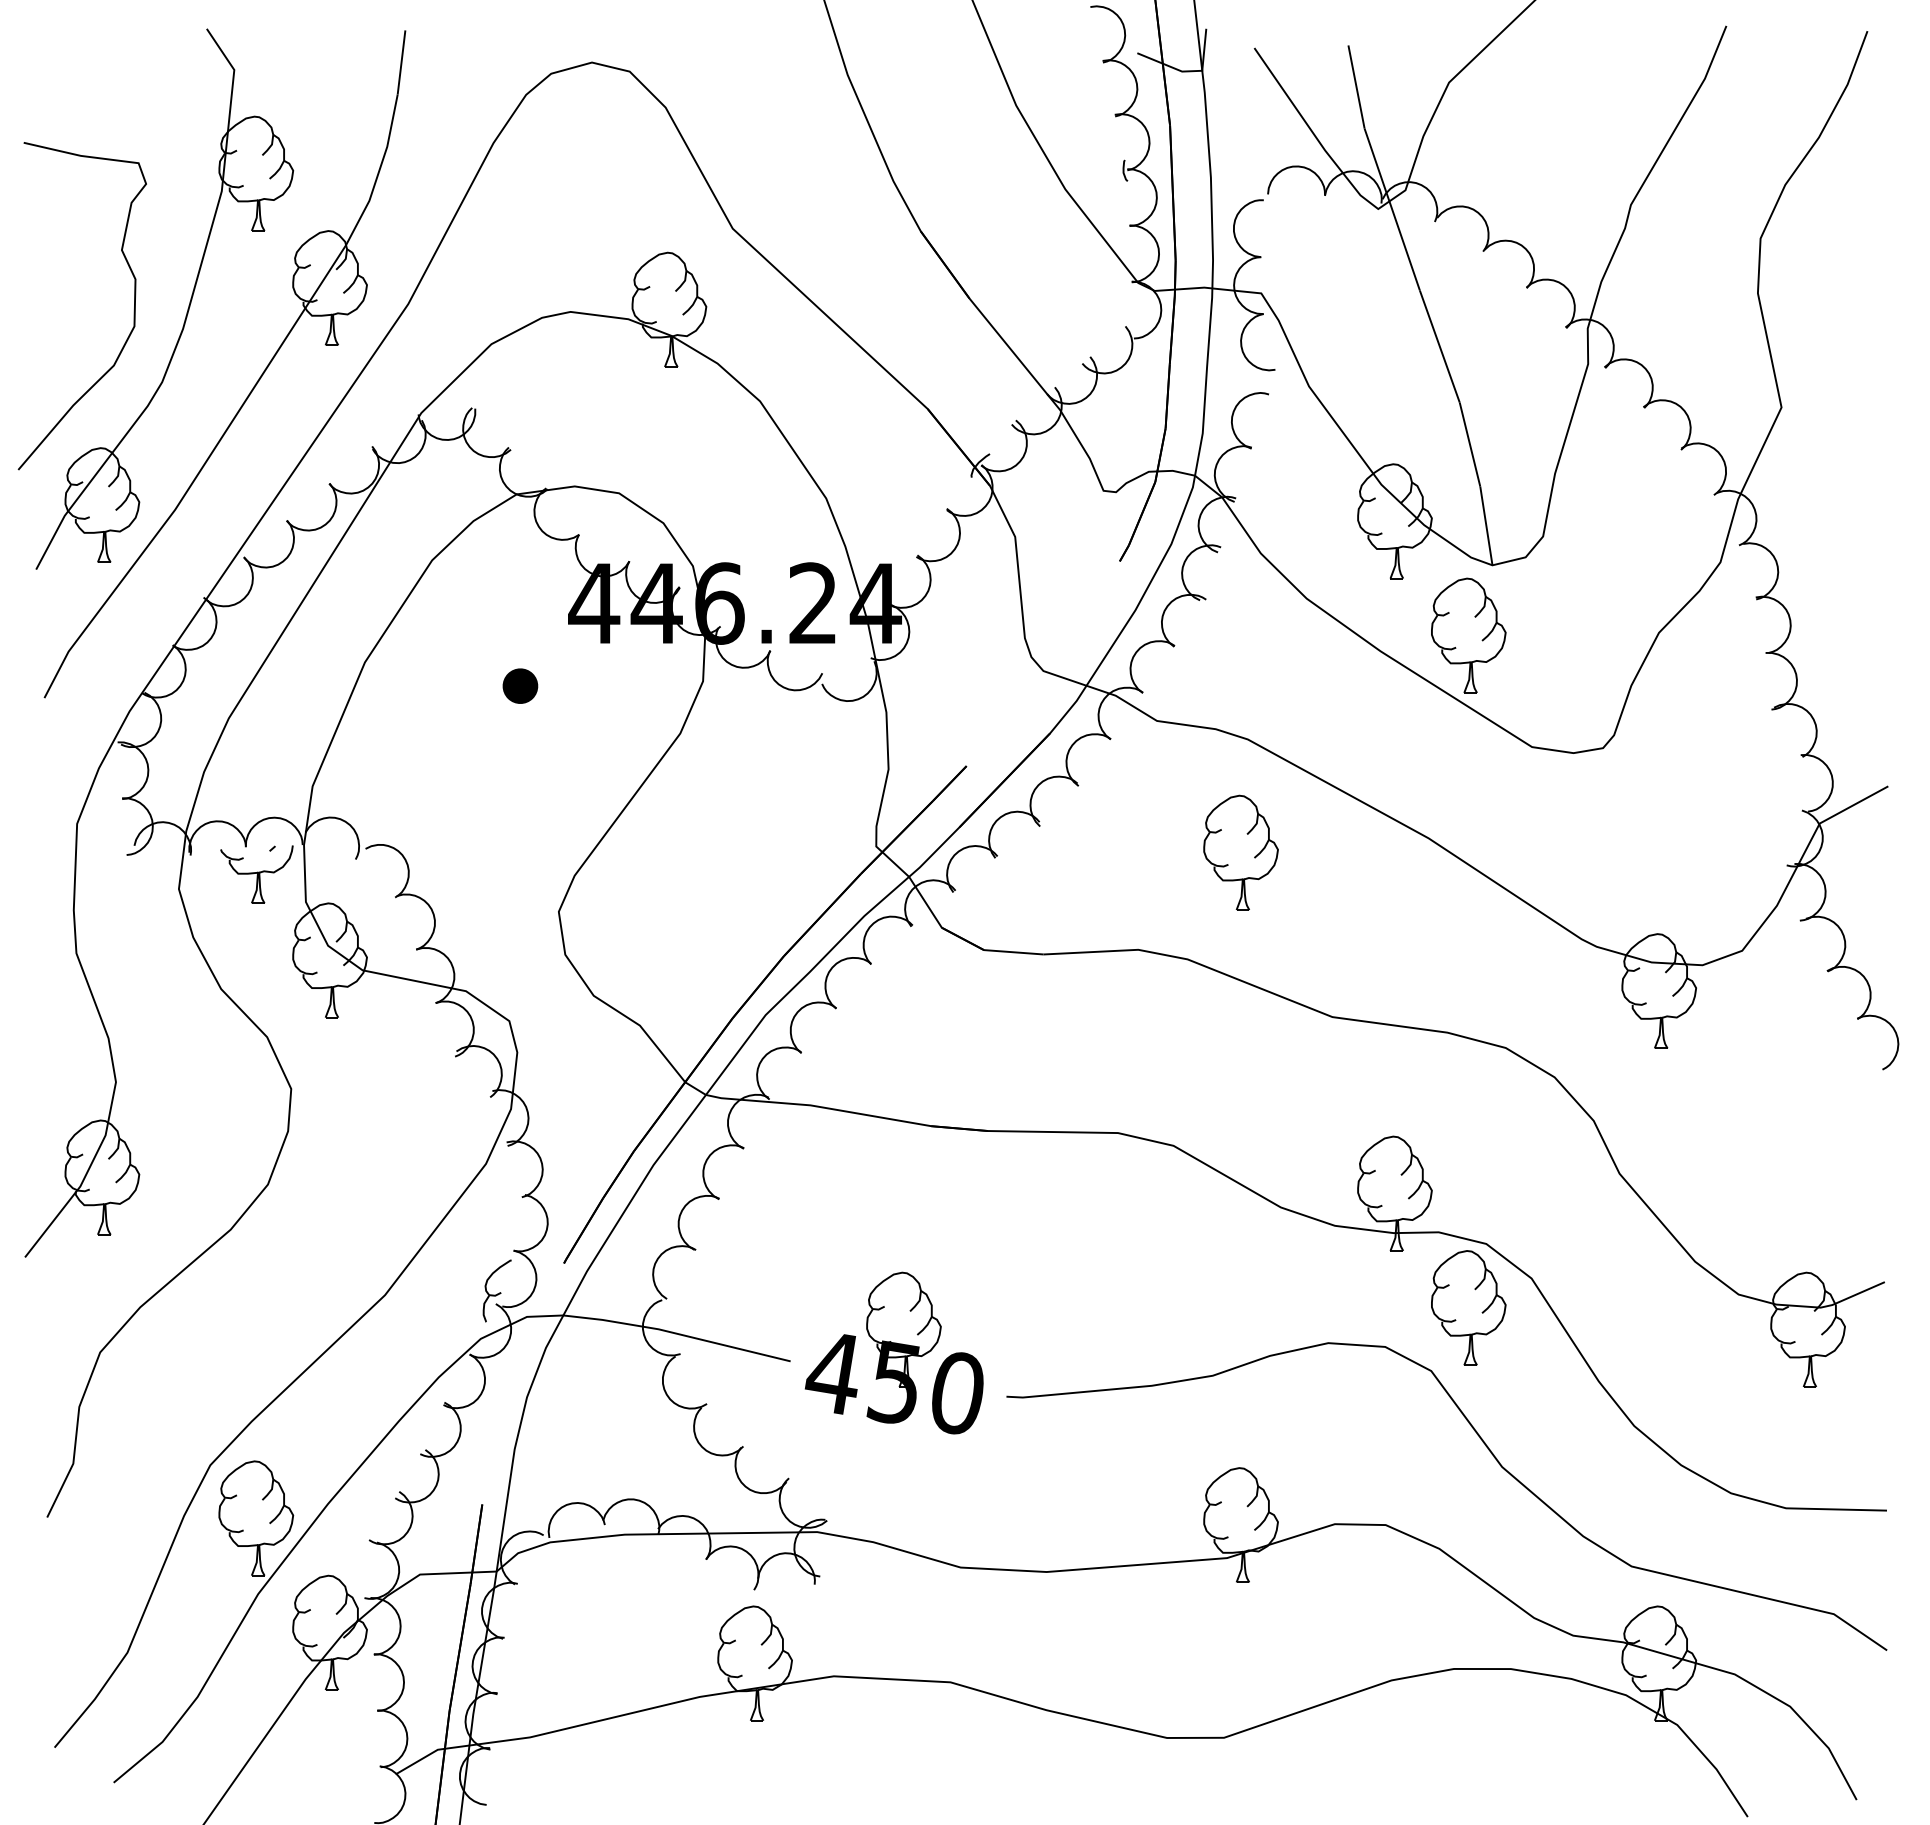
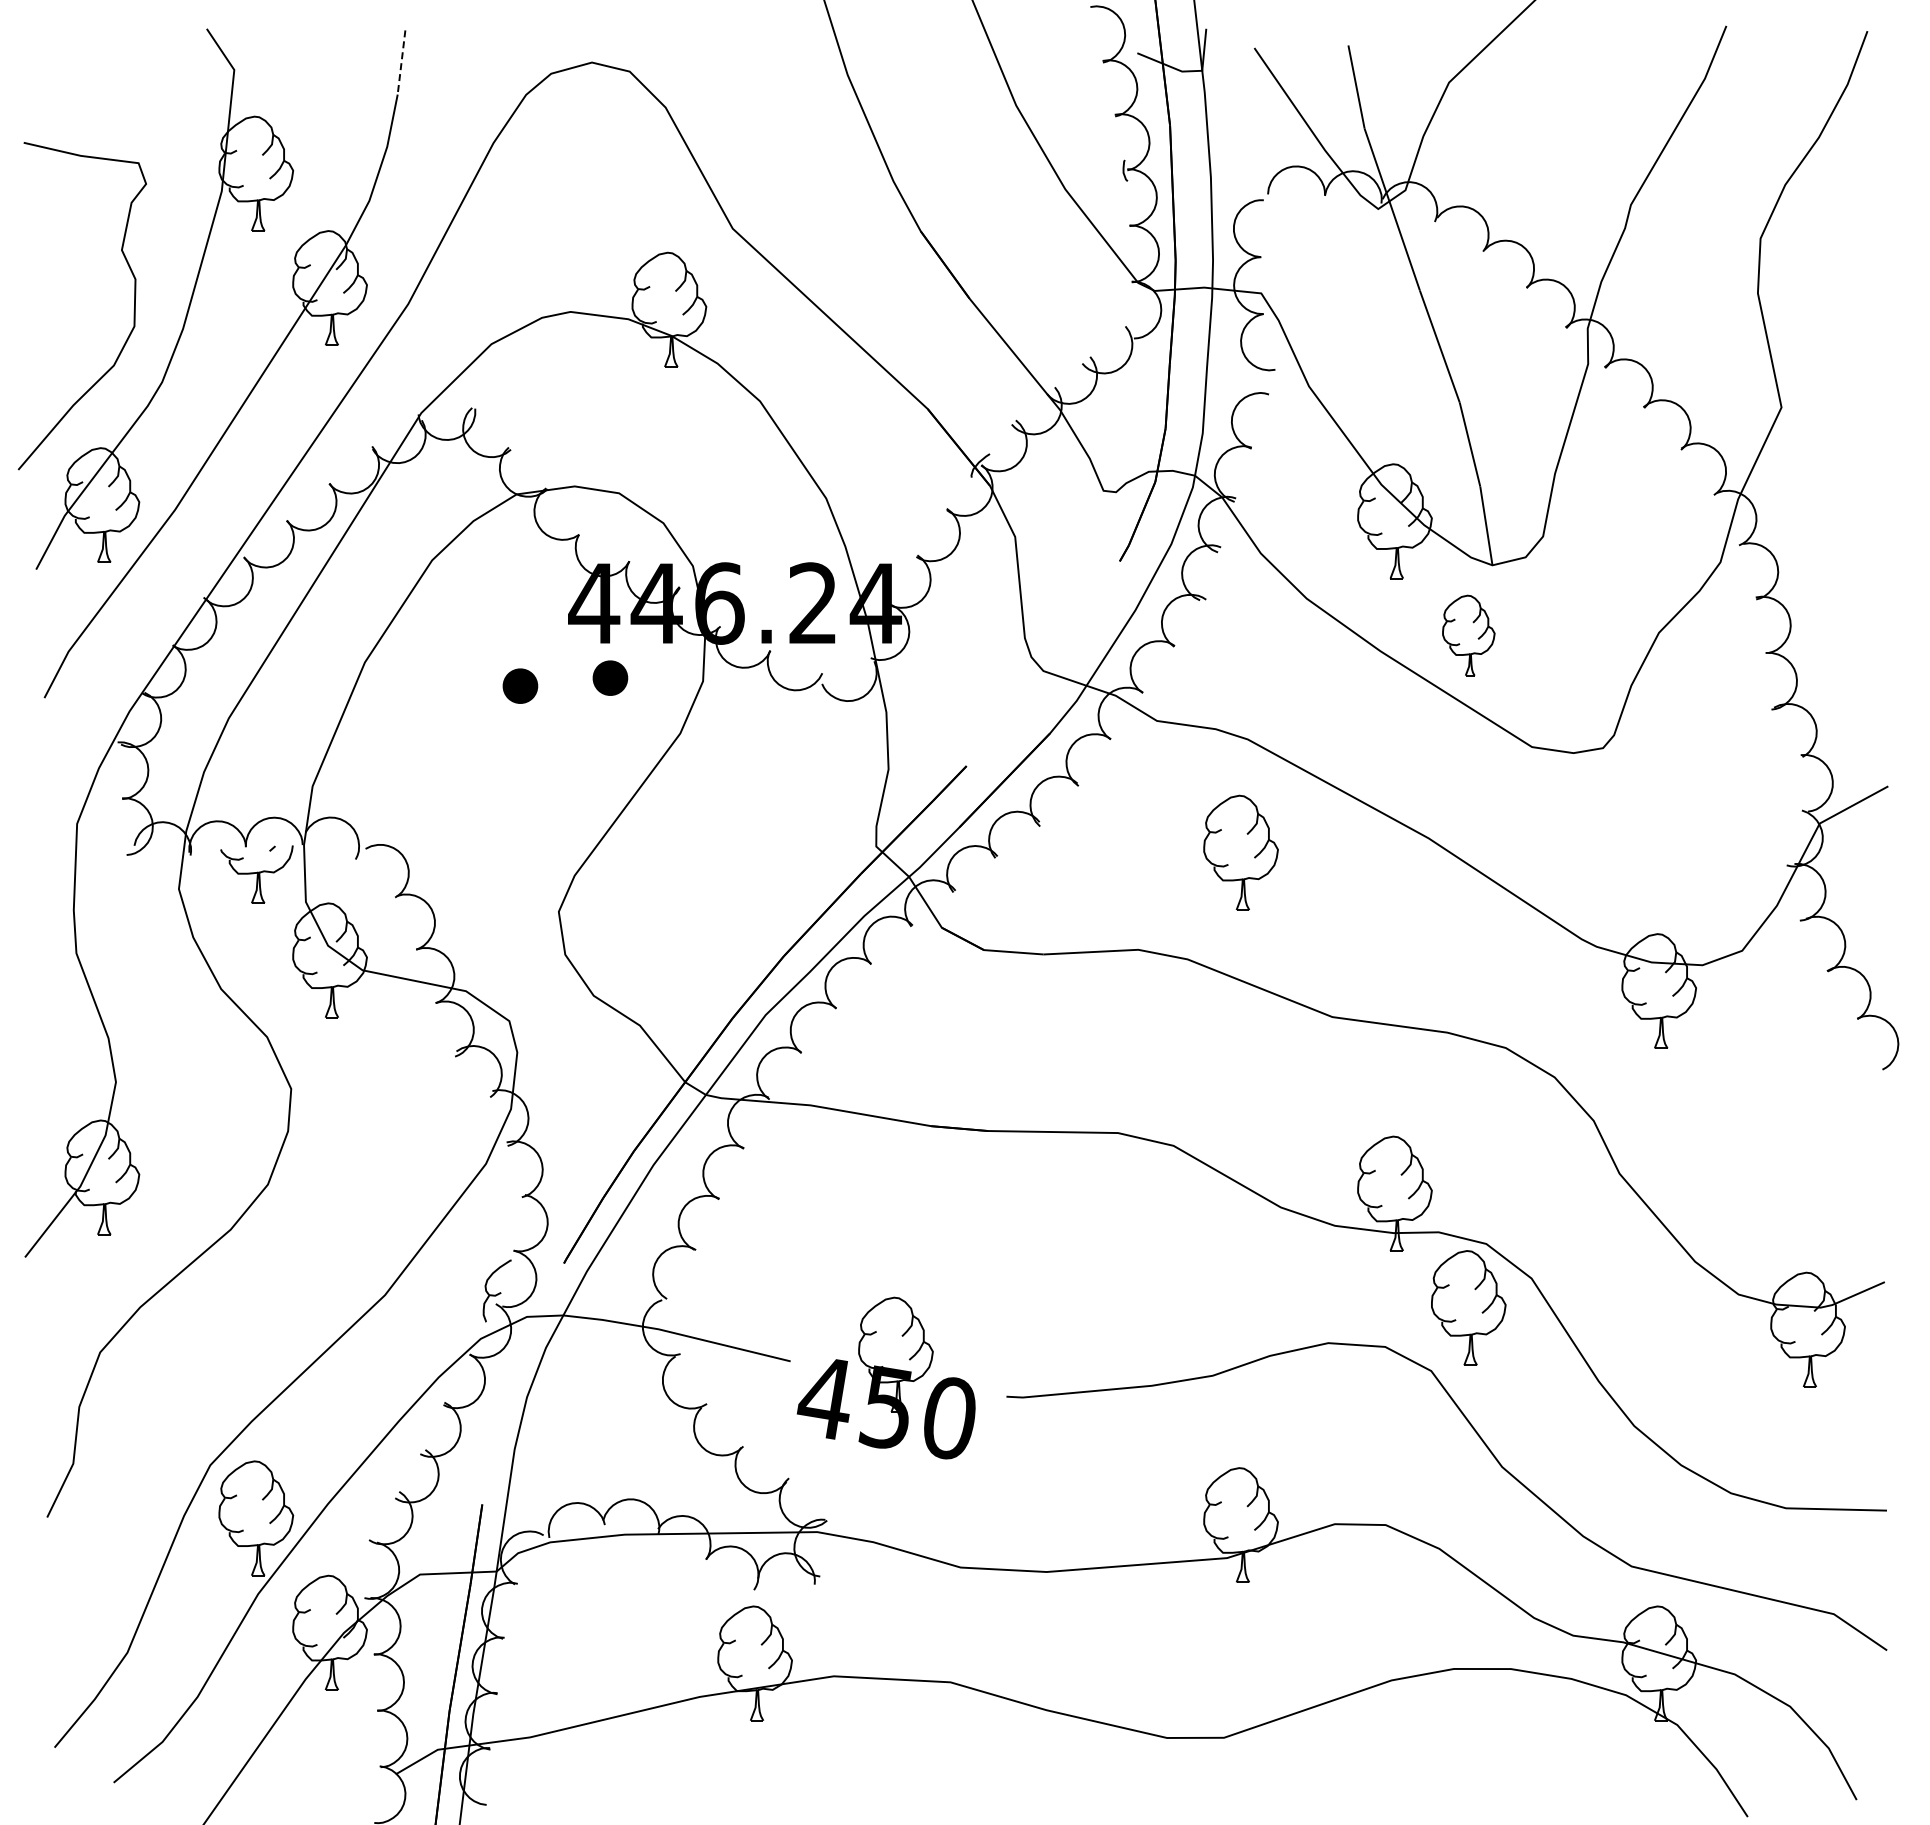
line: solid -> dashed (401, 62)
part size: 76x117 px -> 54x83 px (1468, 635)
part: none -> present (610, 677)
part position: (893, 1352) -> (885, 1377) (885, 1377)
